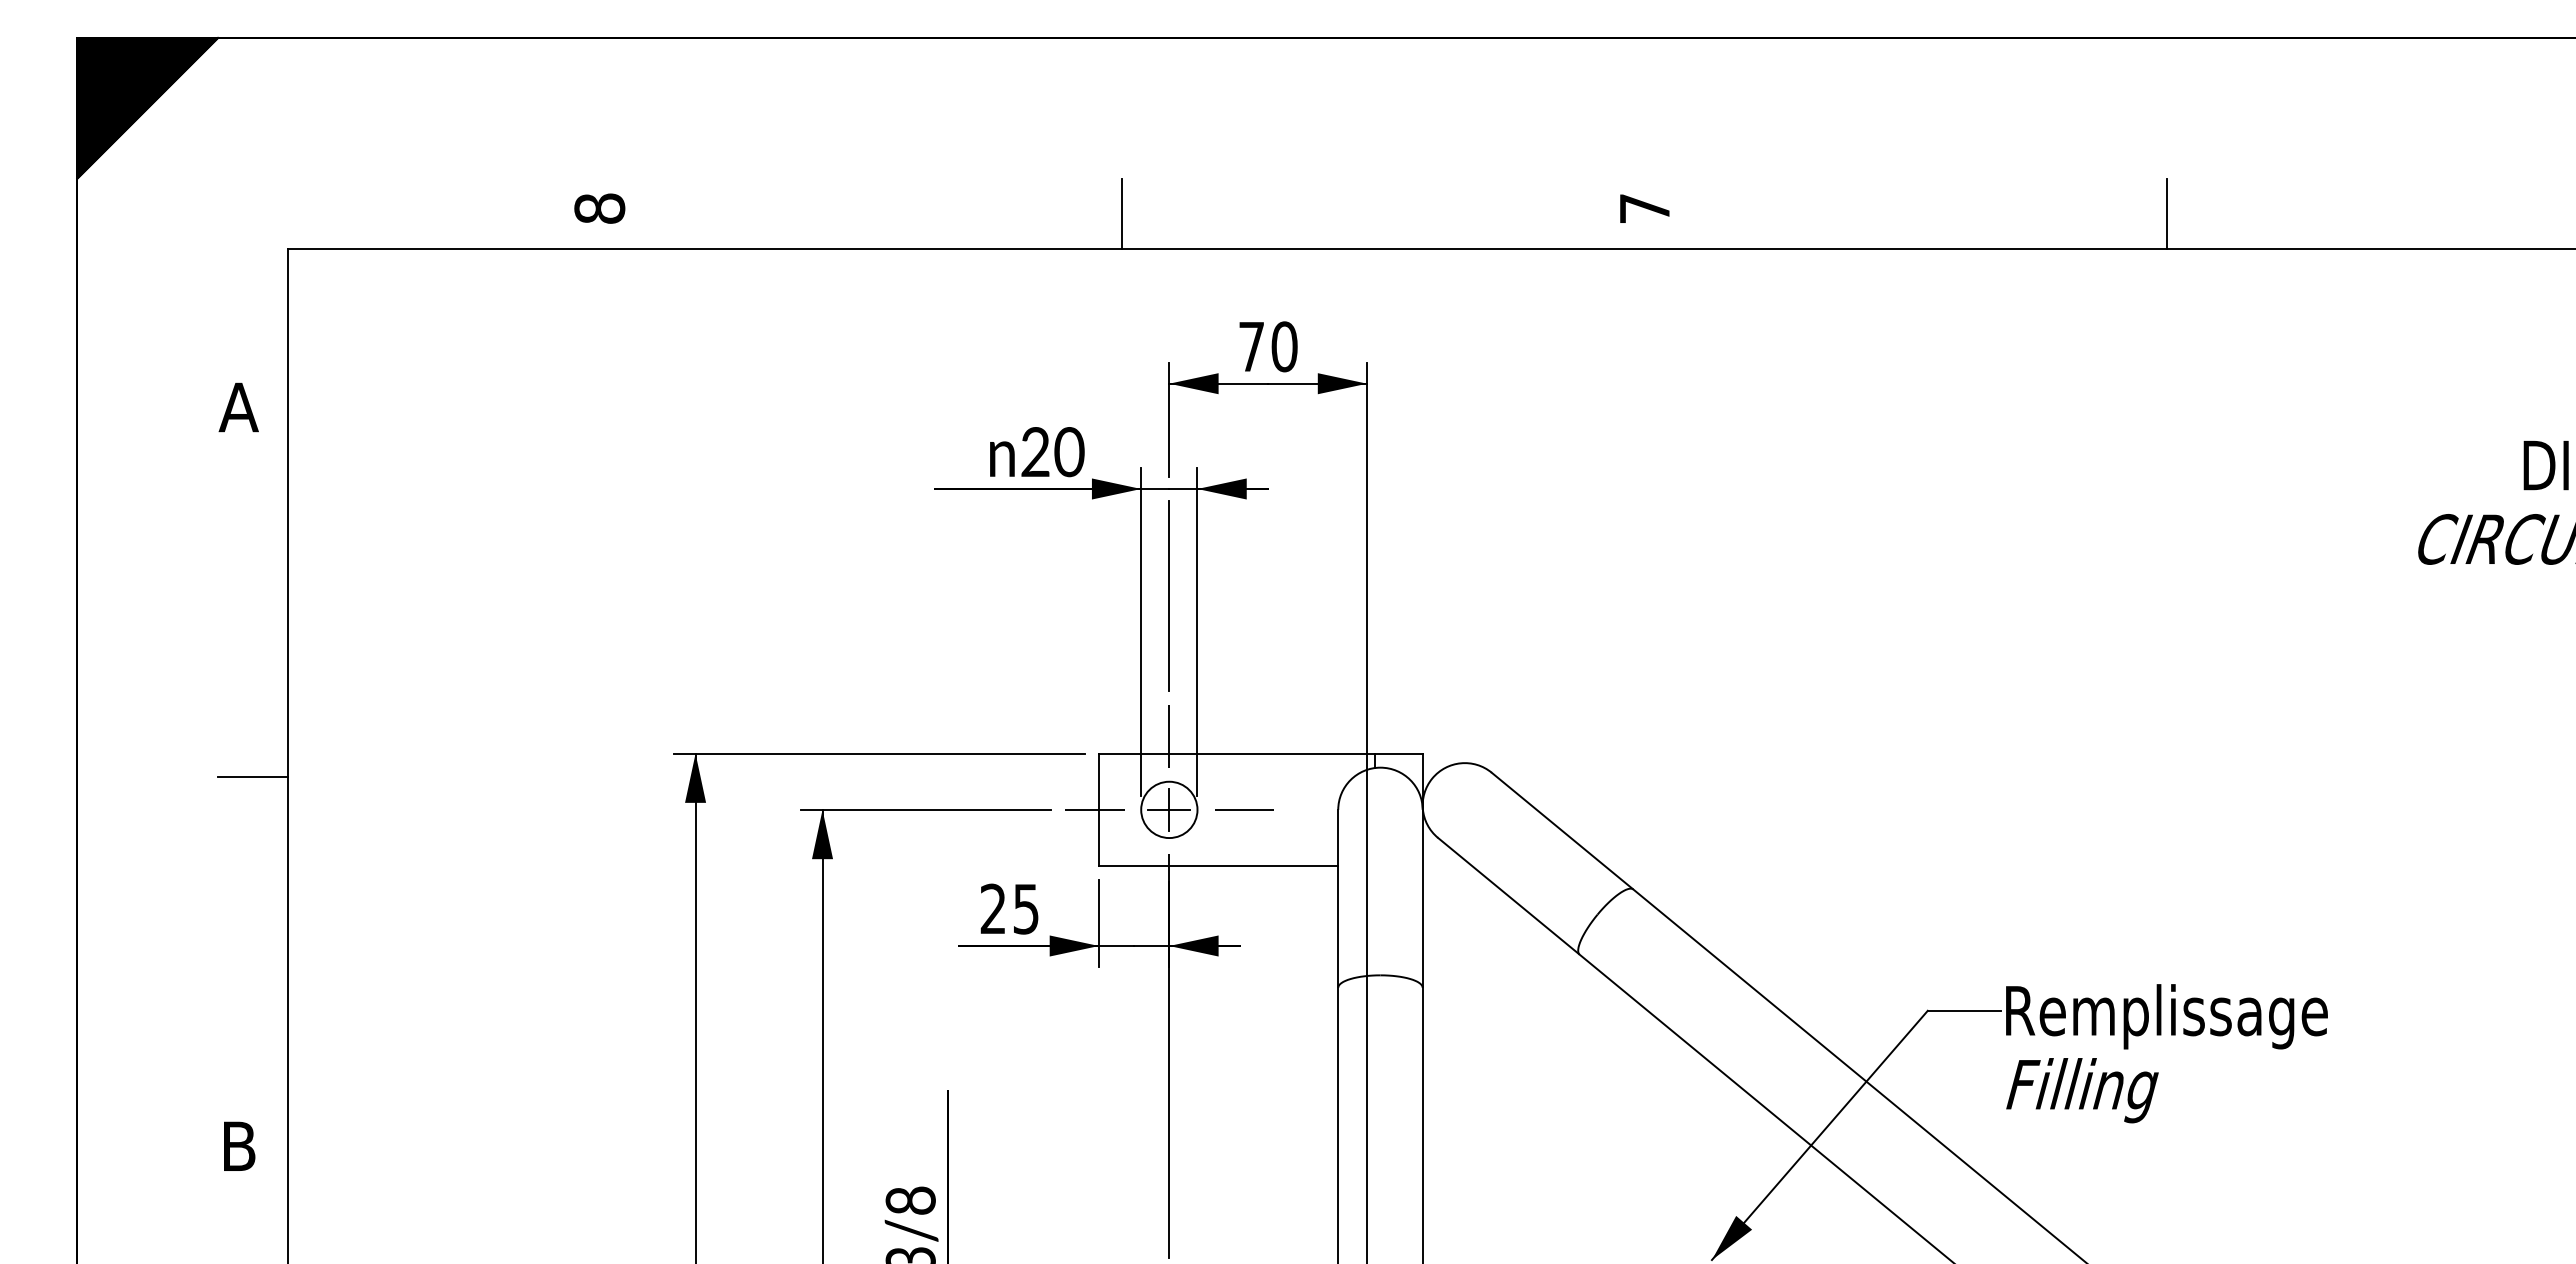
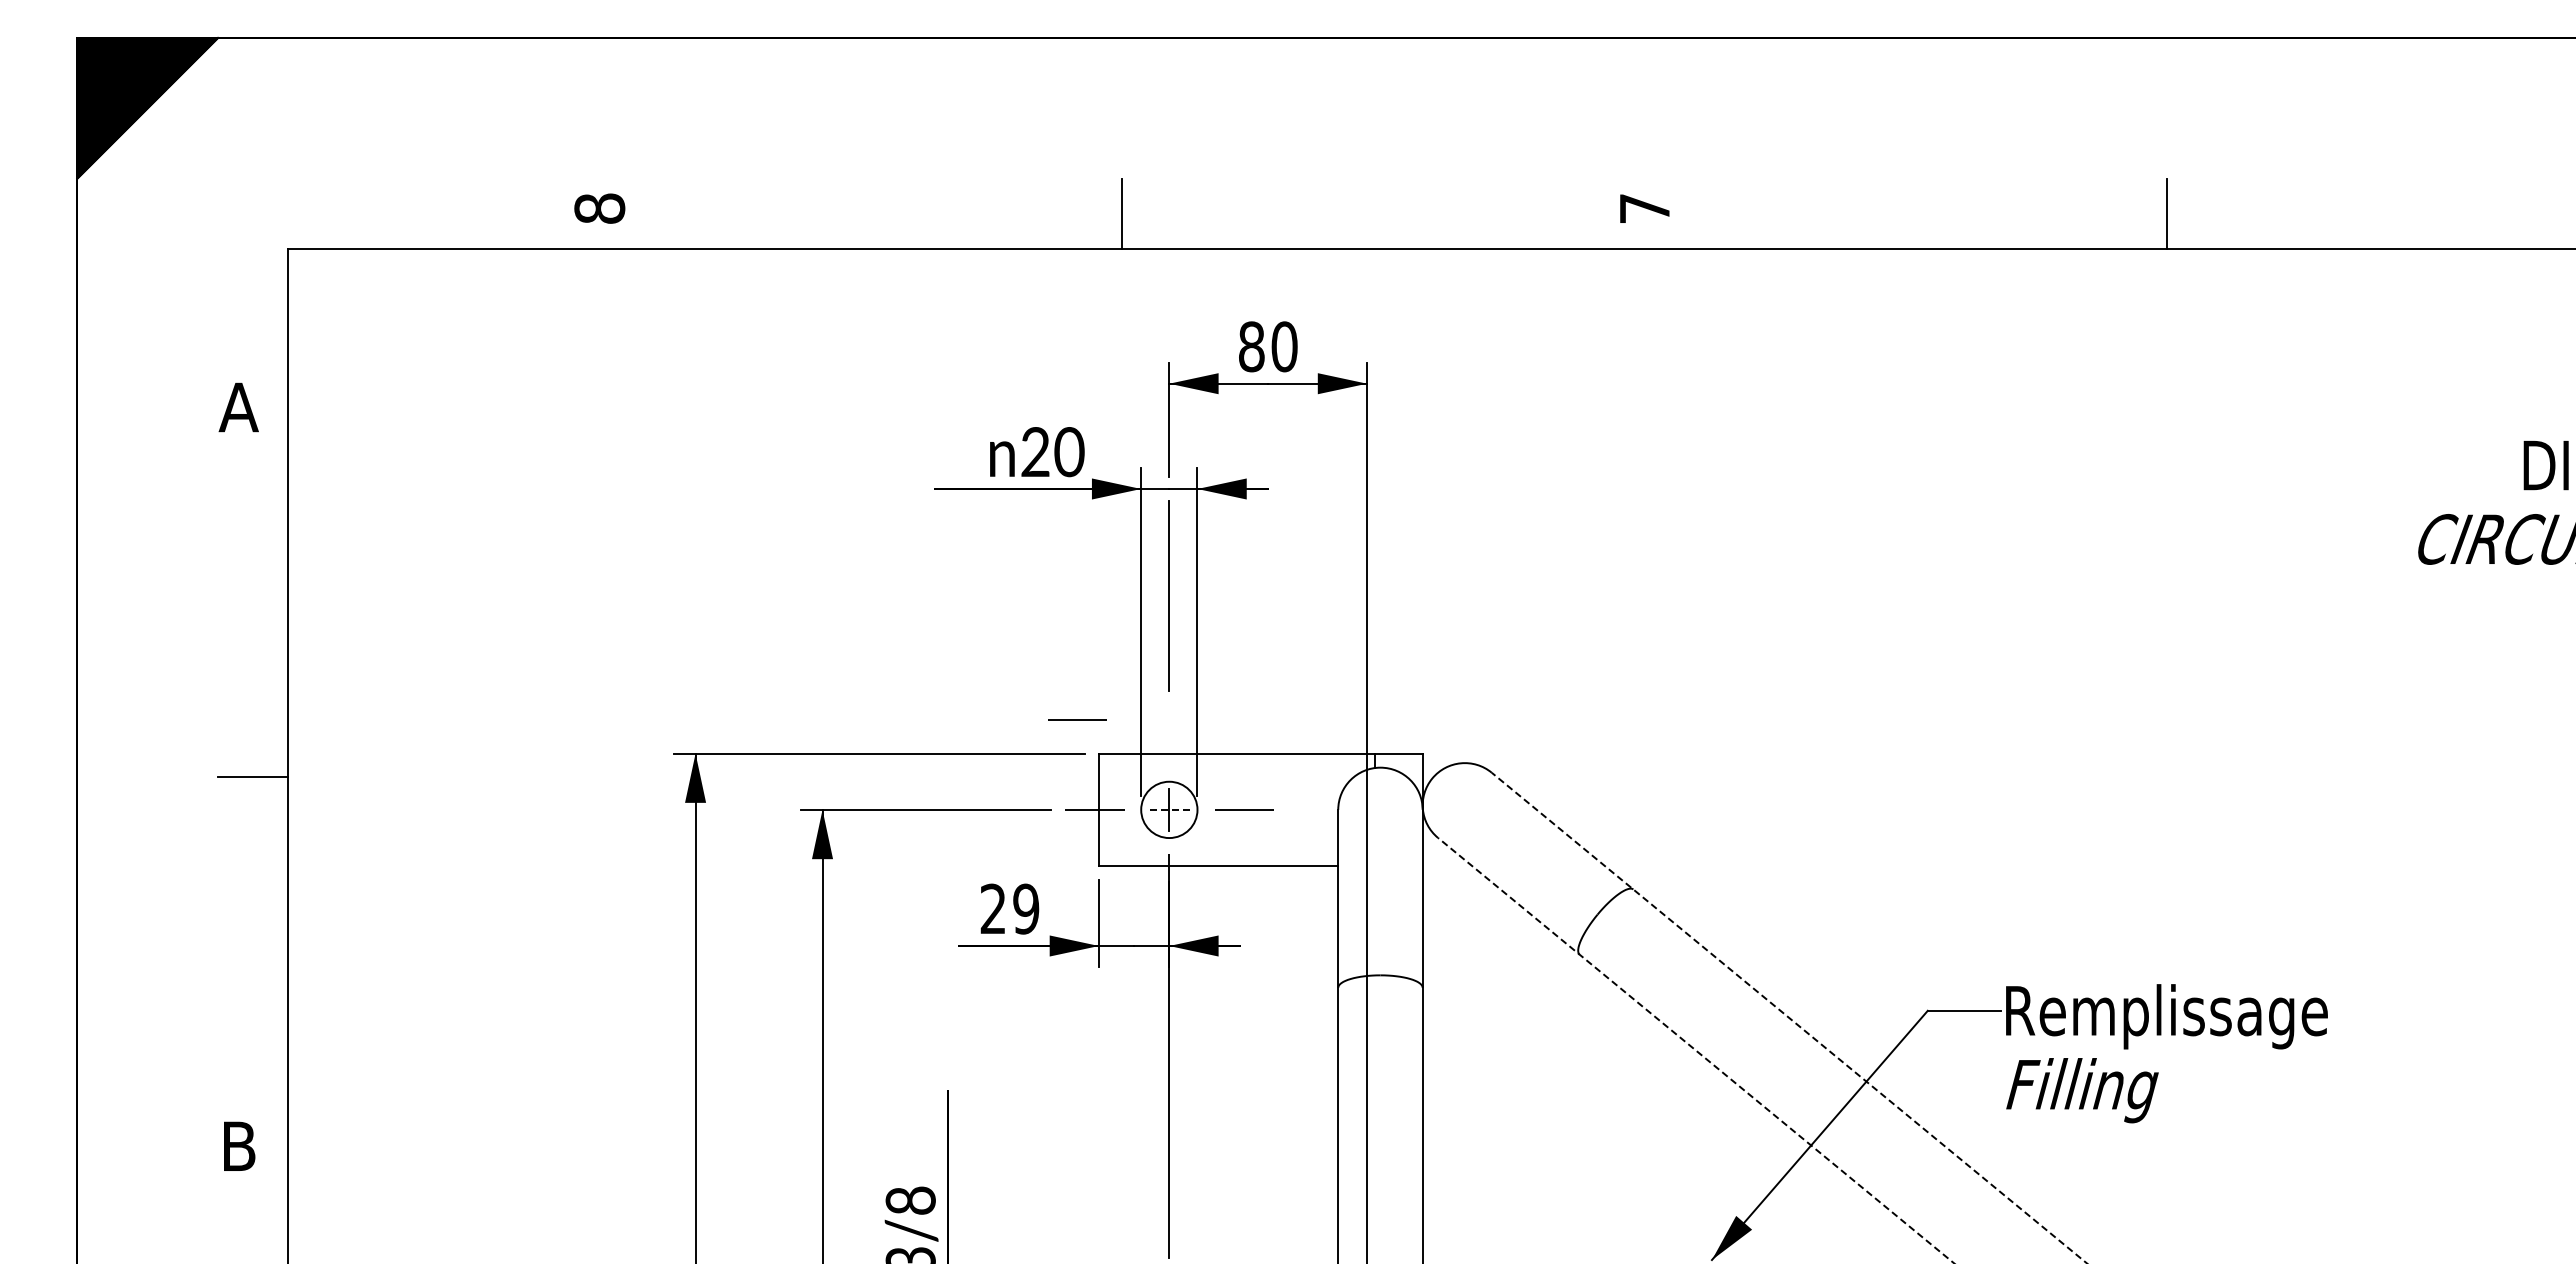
text: 70 -> 80 (1251, 346)
line: none -> present (1077, 719)
line: present -> none (1169, 736)
line: solid -> dashed (1169, 809)
text: 25 -> 29 (1026, 908)
line: solid -> dashed (1789, 1018)
line: solid -> dashed (1696, 1050)
